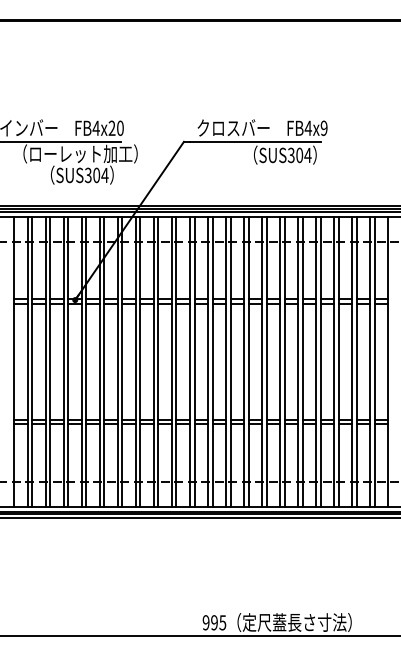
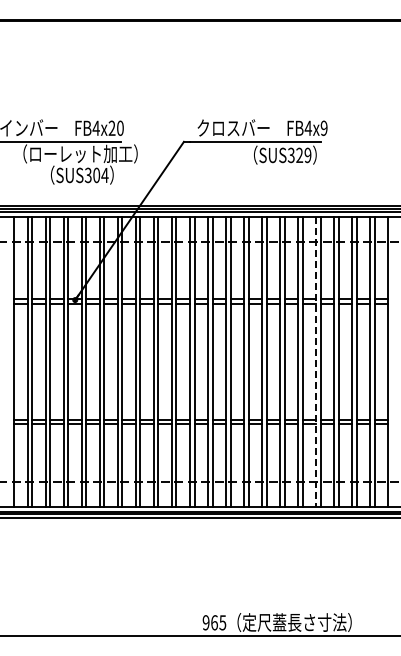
text: SUS304 -> SUS329 (303, 155)
line: solid -> dashed (315, 362)
text: 995 -> 965 (214, 622)
